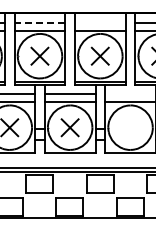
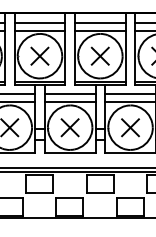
line: dashed -> solid (39, 22)
line: none -> present (99, 22)
line: none -> present (128, 94)
part: none -> present (130, 127)
